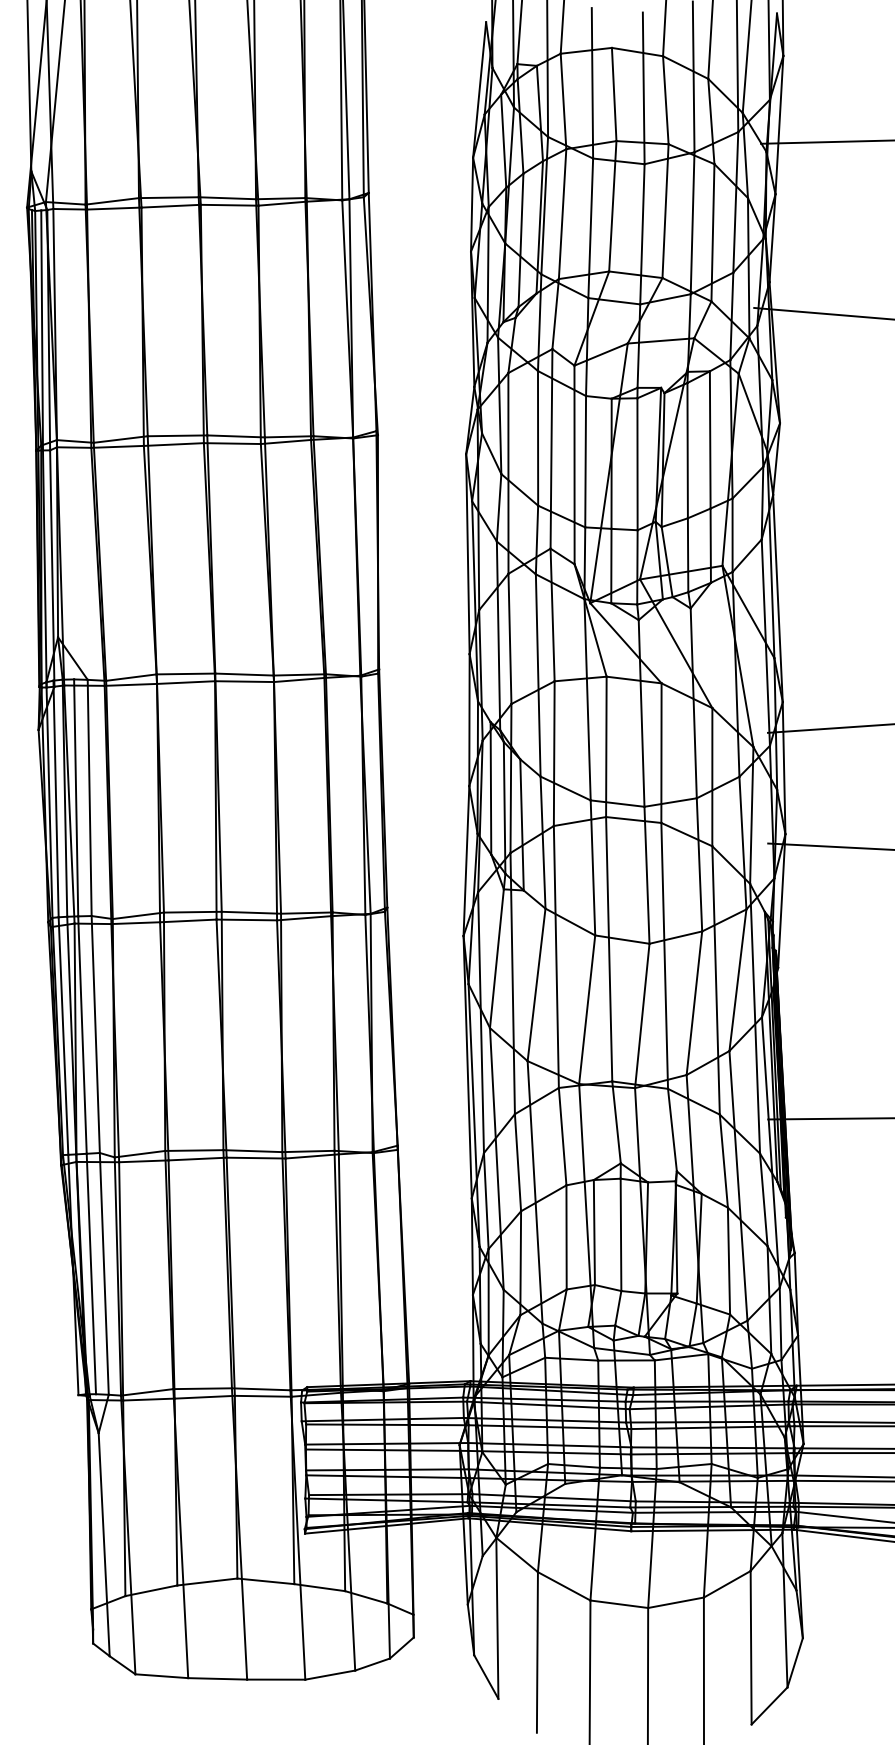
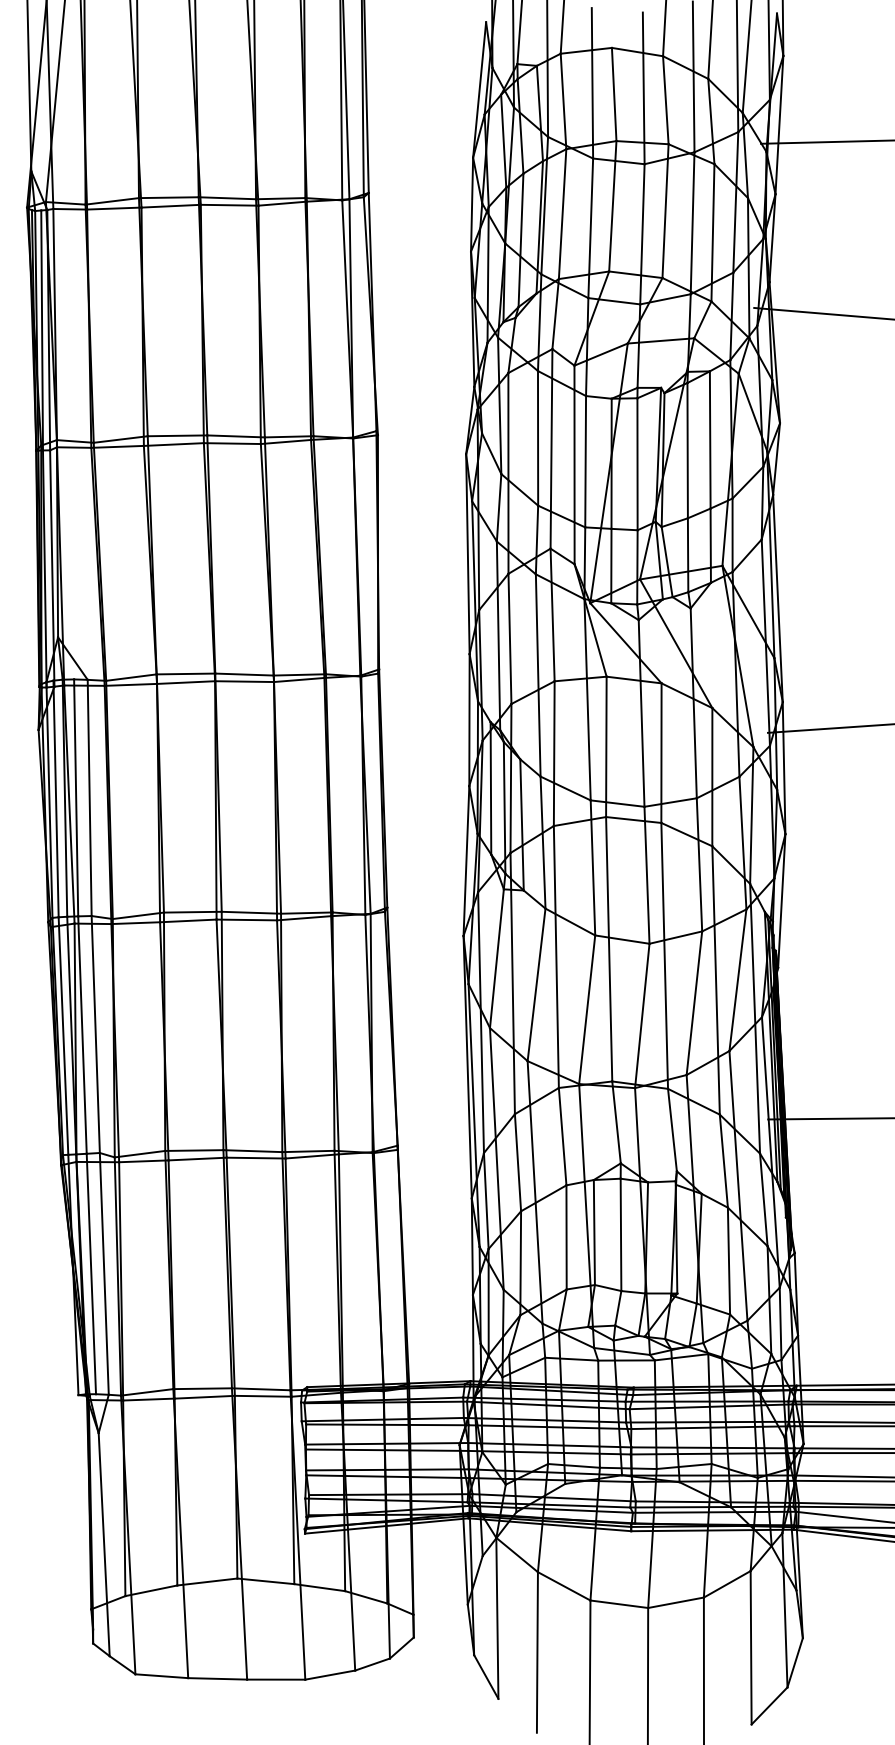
line: present -> none (829, 846)
